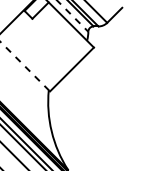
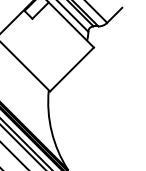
line: dashed -> solid (72, 16)
line: dashed -> solid (25, 66)
